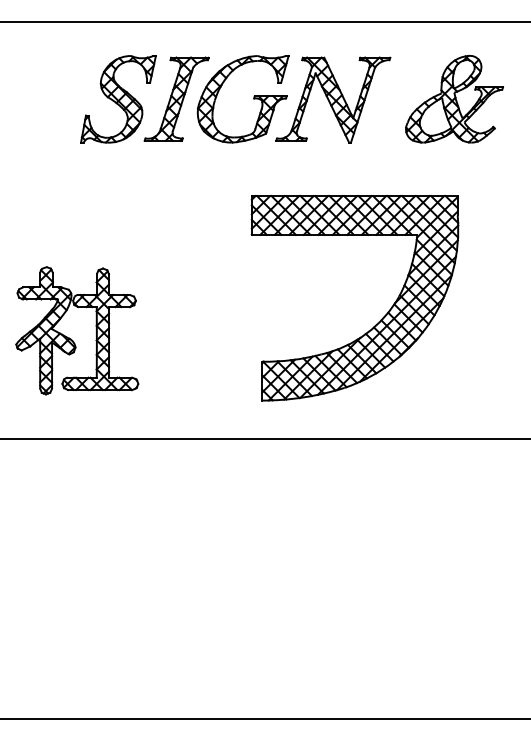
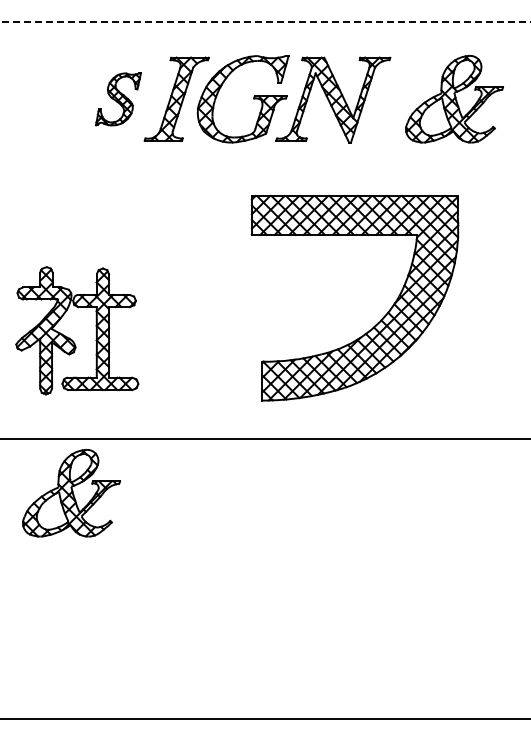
line: solid -> dashed (264, 22)
part size: 77x89 px -> 47x55 px (118, 99)
part: none -> present (71, 493)
